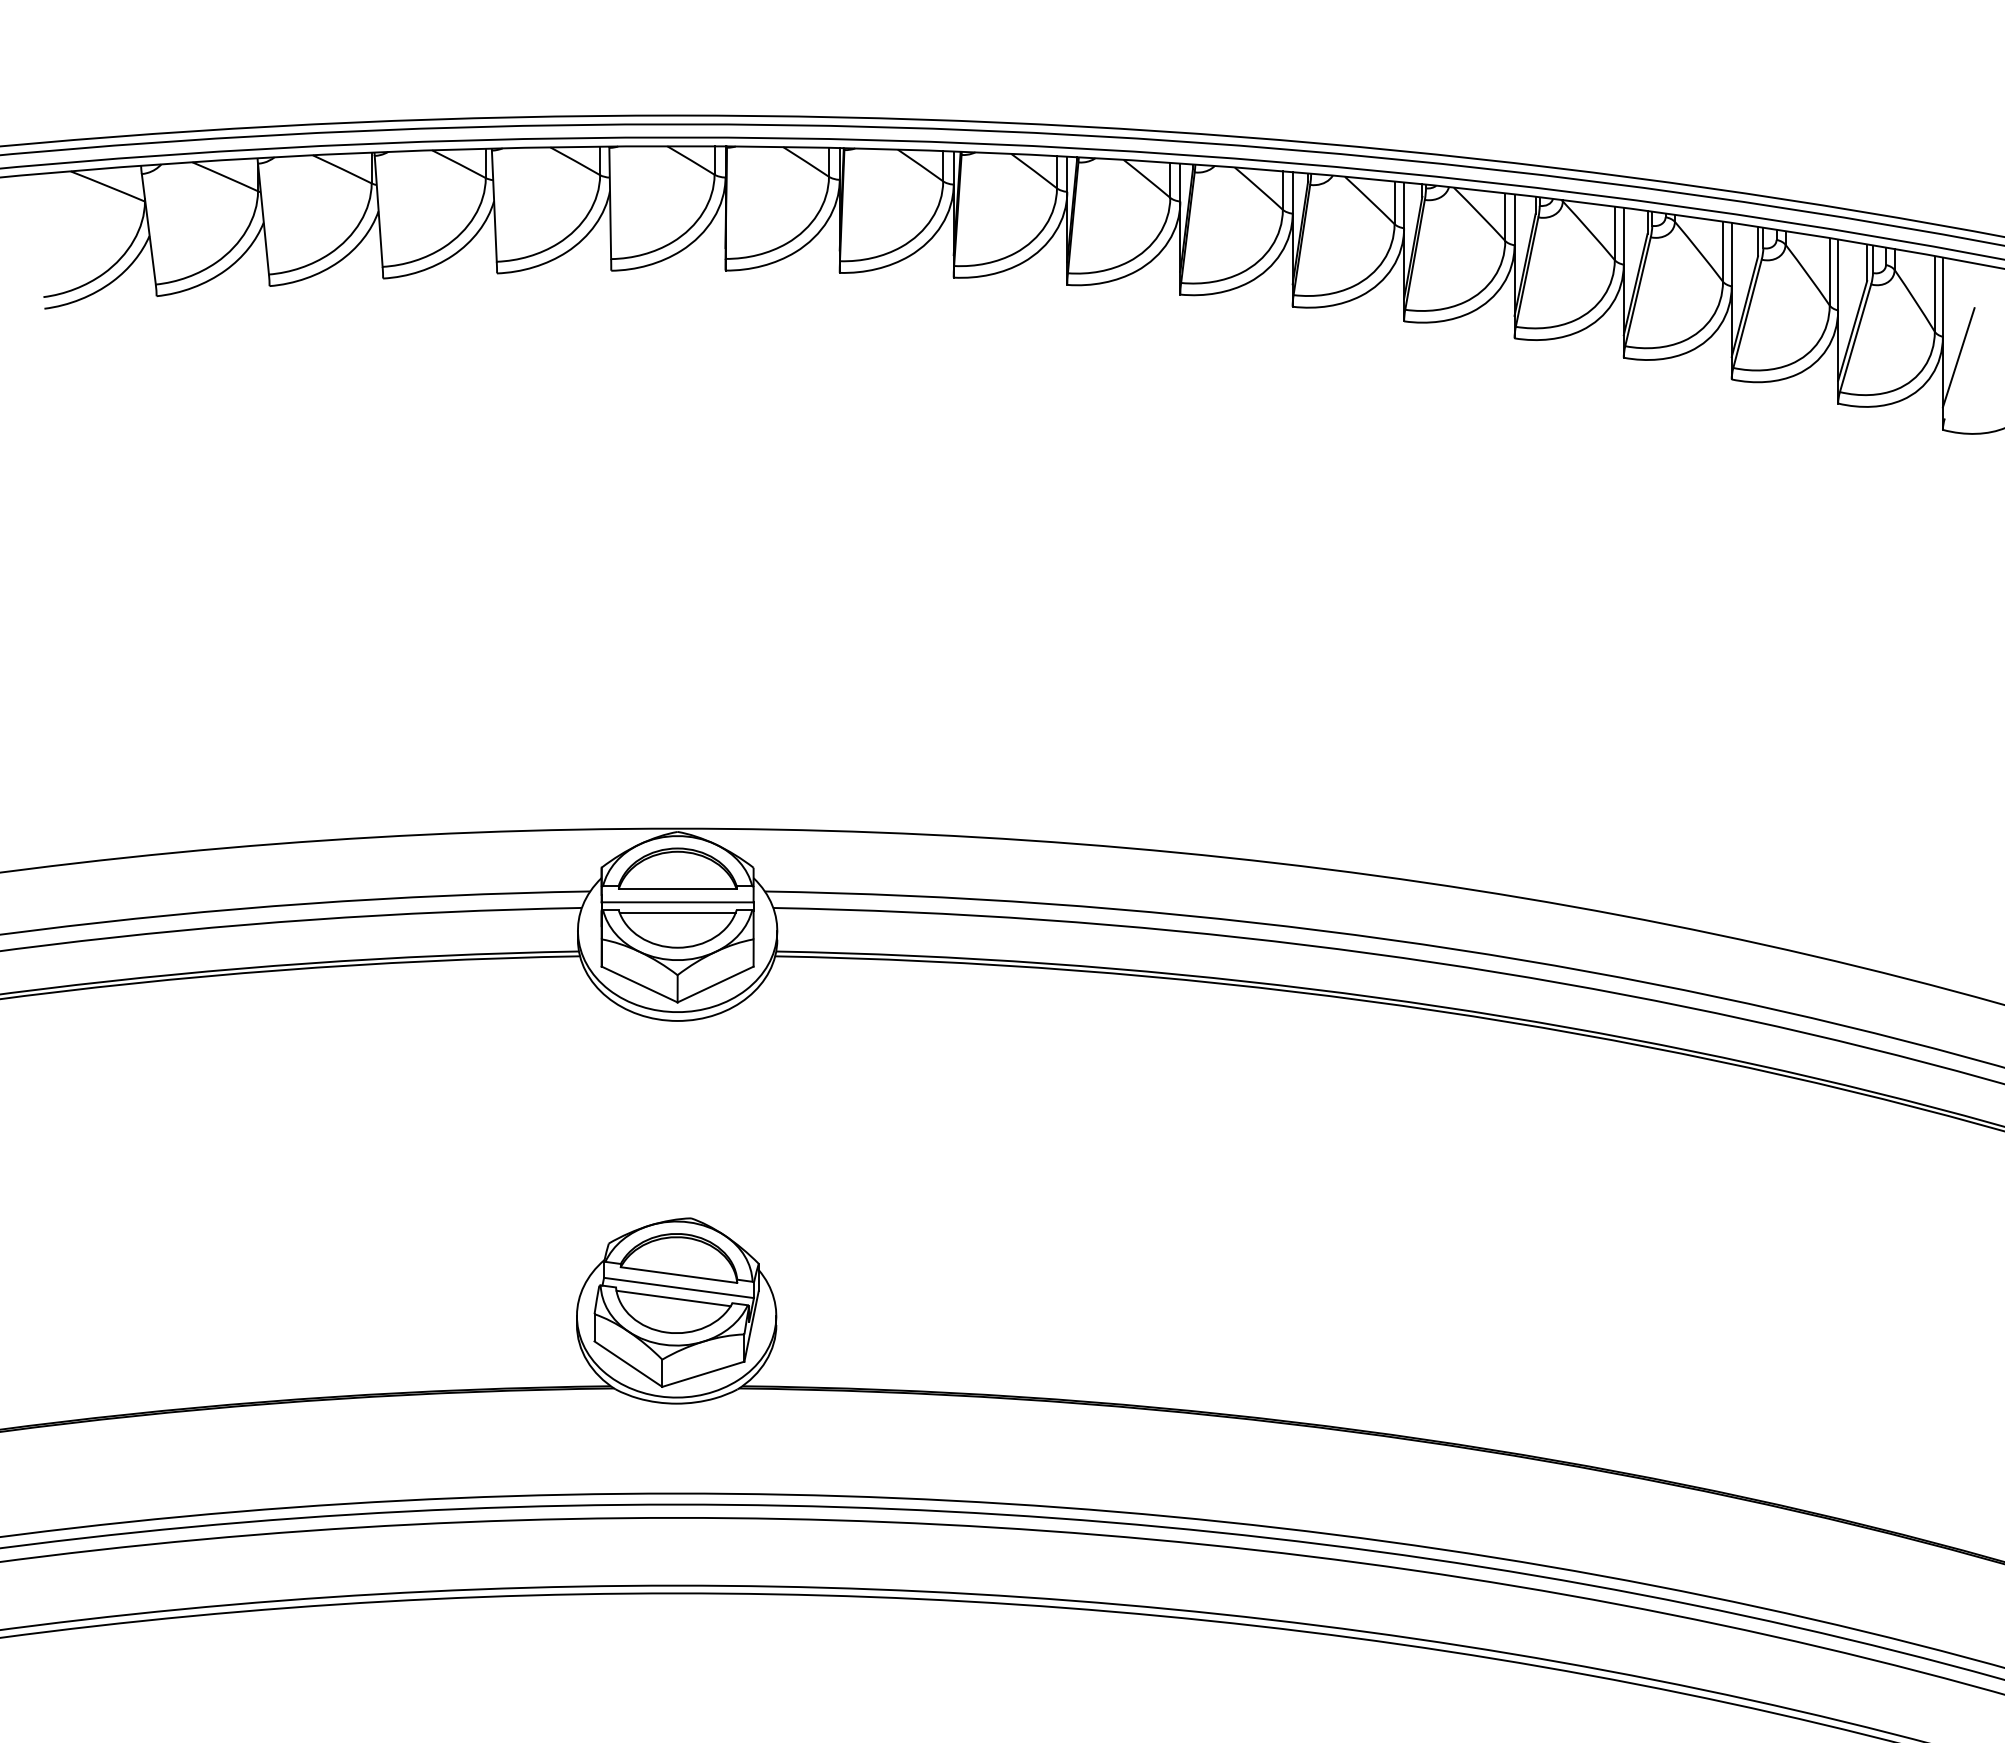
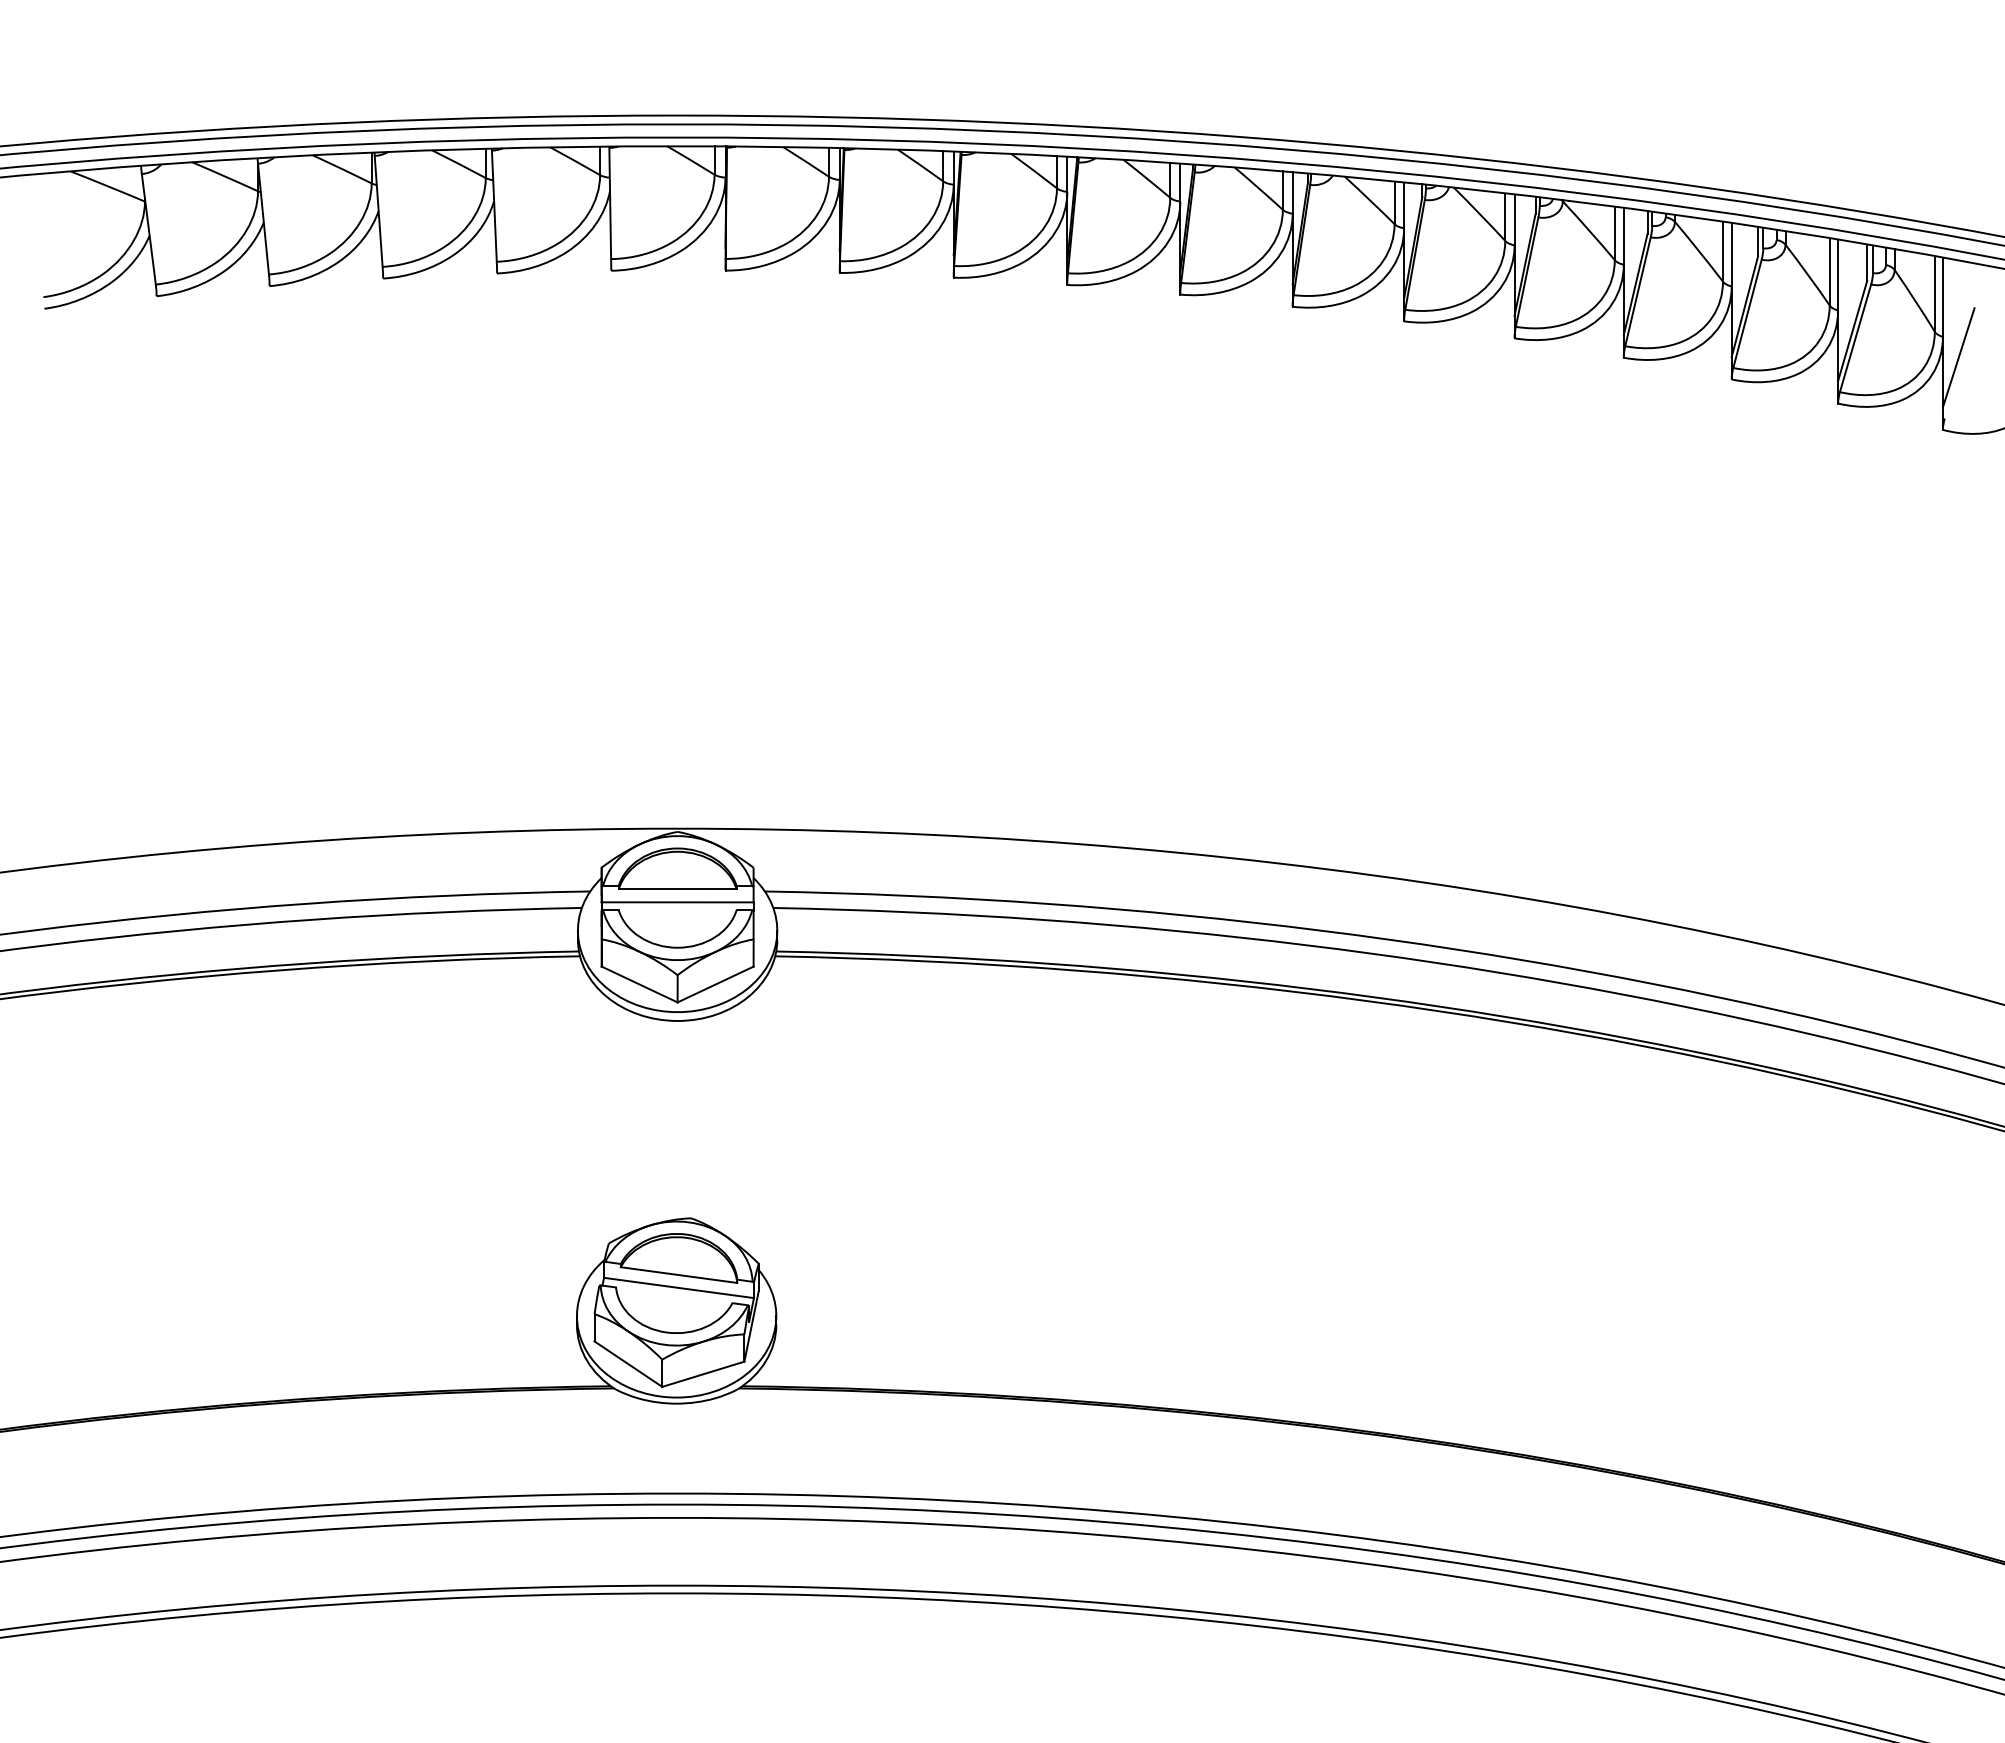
line: present -> none (677, 913)
line: present -> none (673, 1298)
